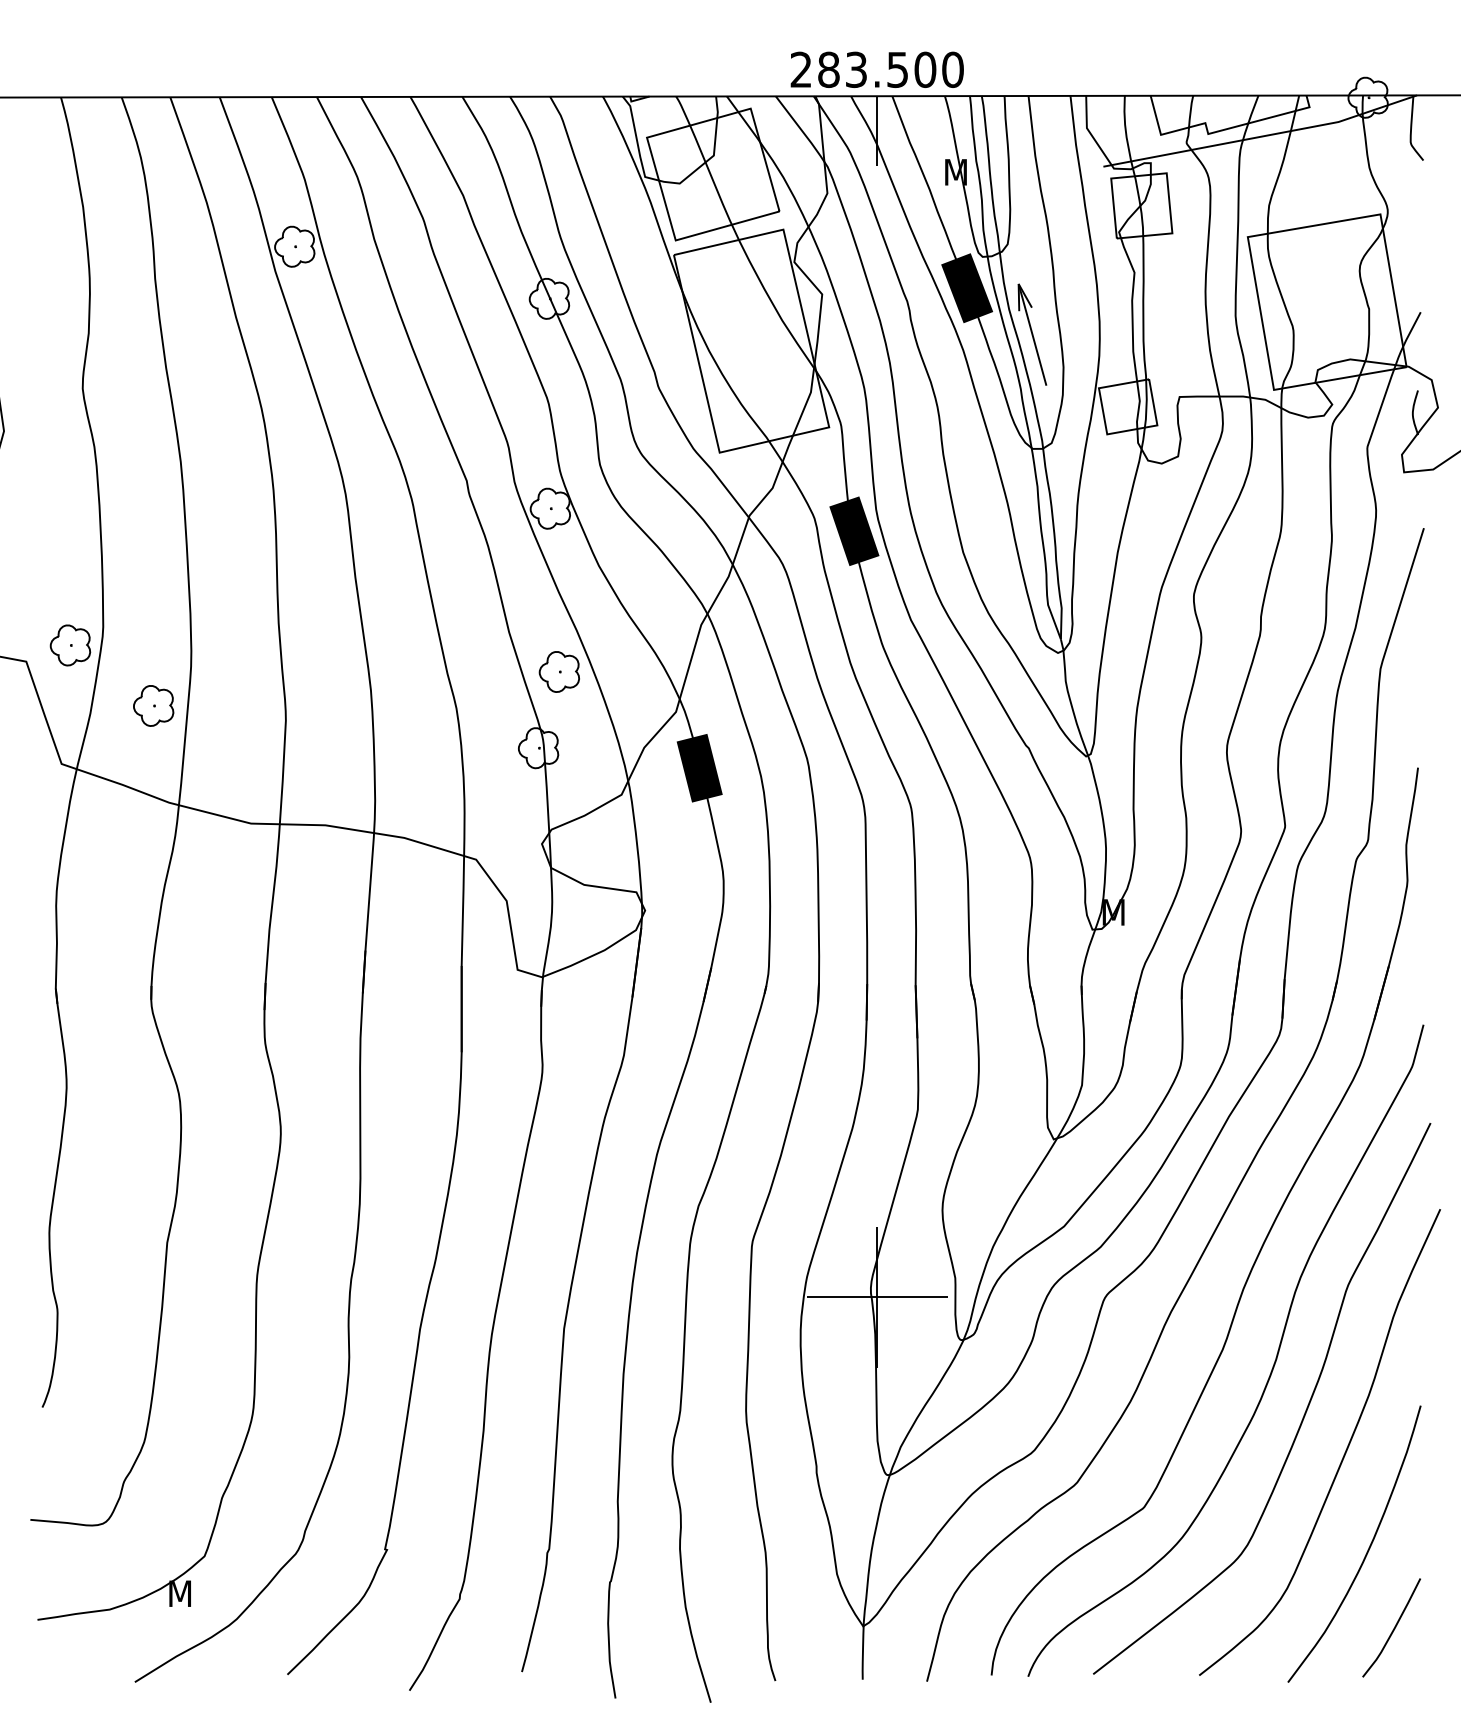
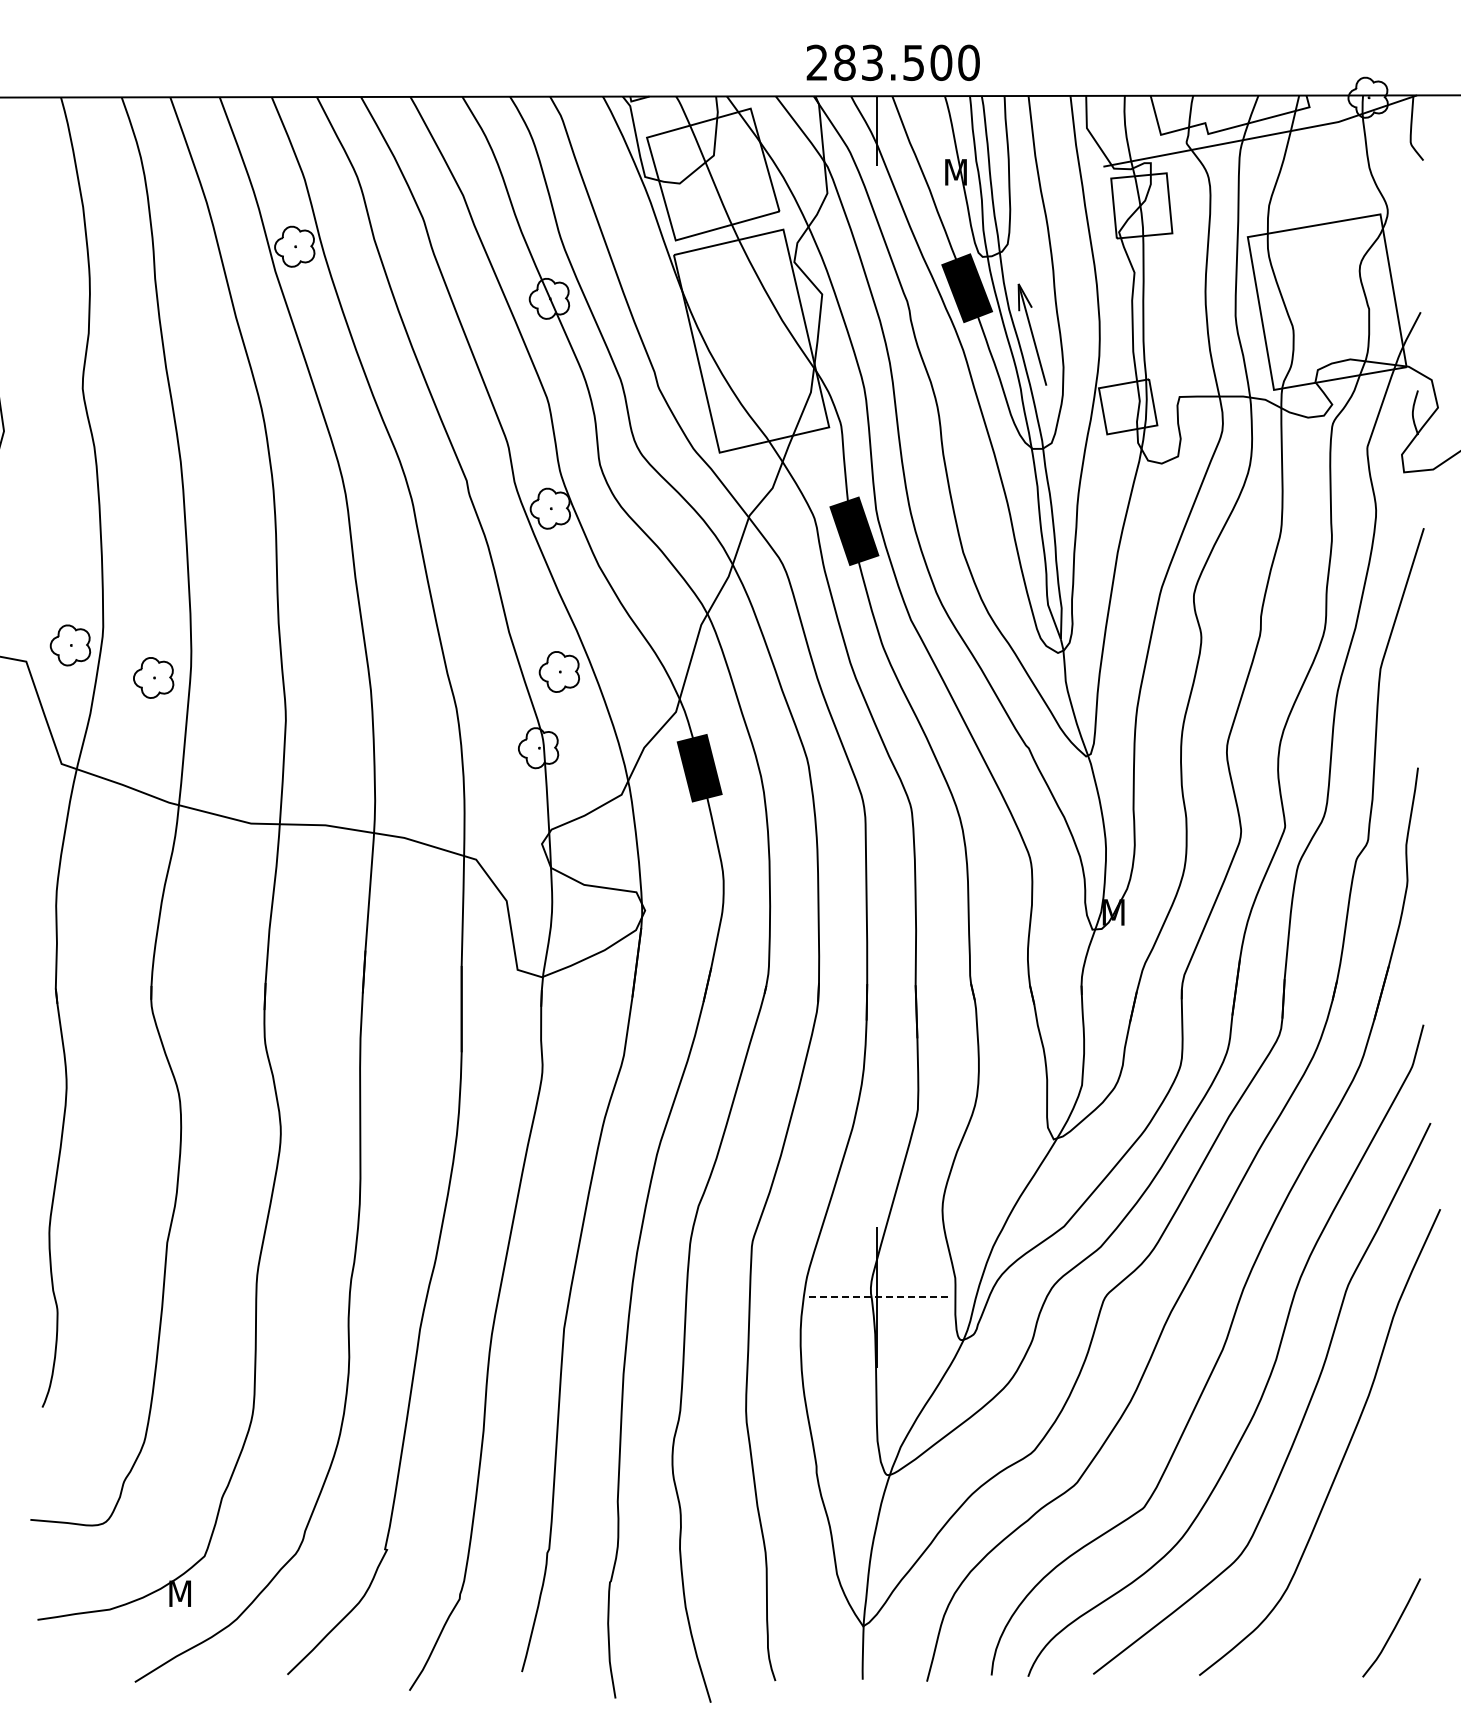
text position: (876, 69) -> (892, 62) (892, 62)
part position: (153, 705) -> (153, 677) (153, 677)
line: solid -> dashed (876, 1297)
curve: present -> none (1367, 1549)
